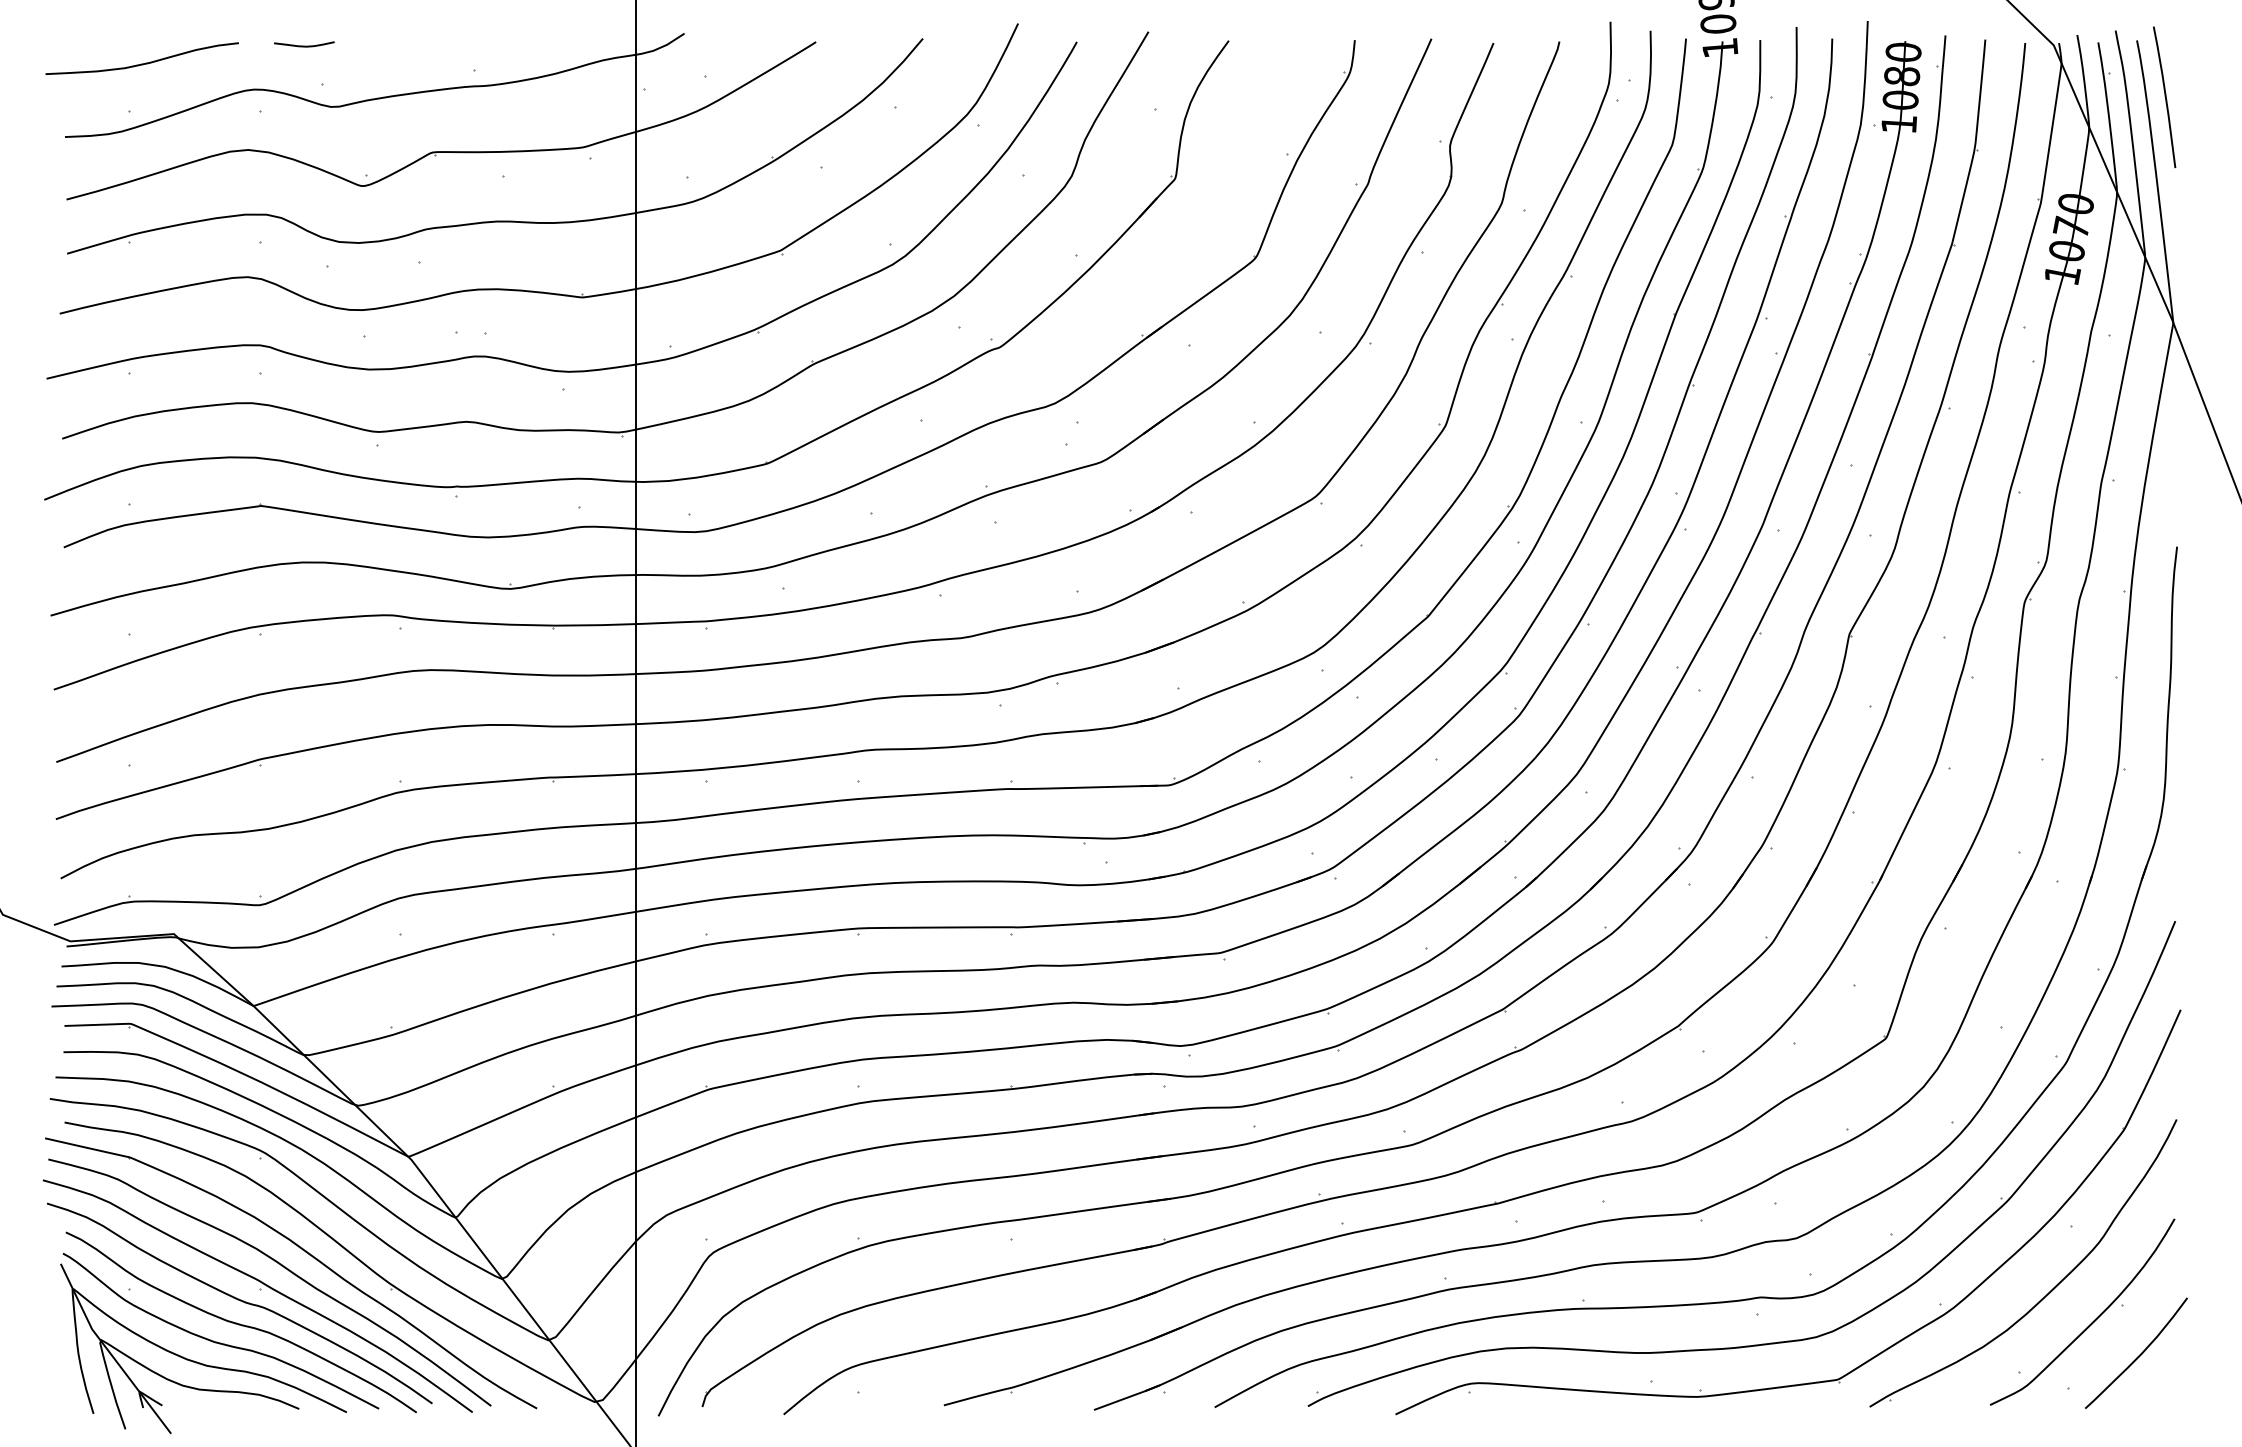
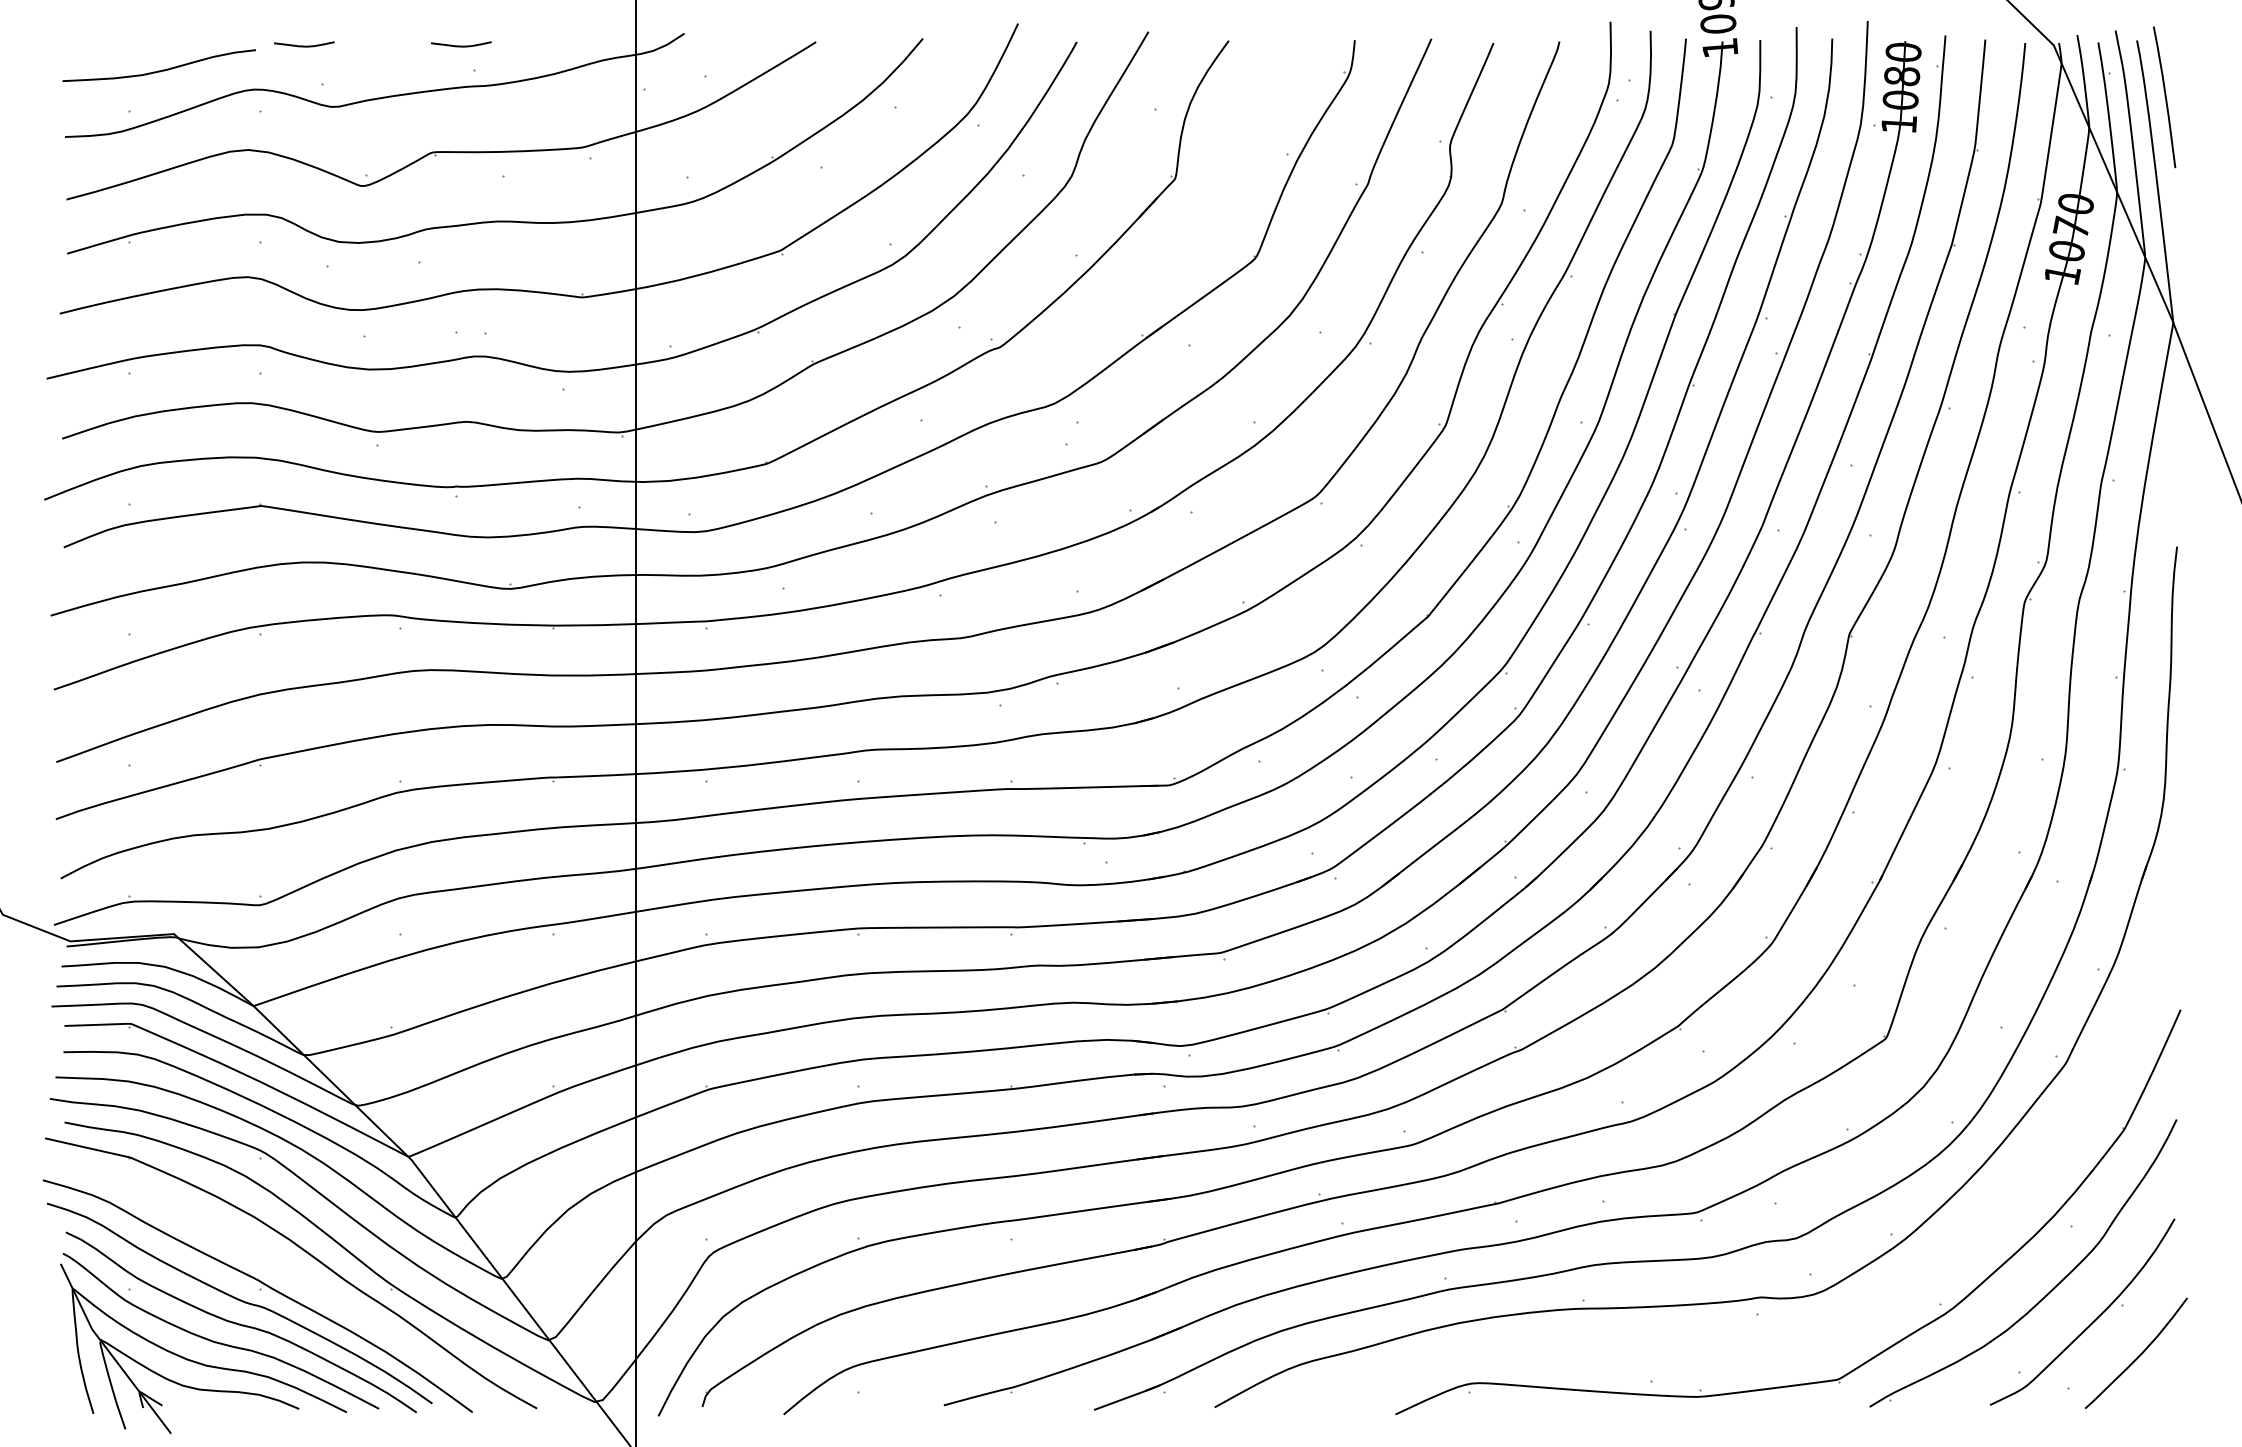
curve: none -> present (461, 45)
curve position: (141, 63) -> (158, 70) (158, 70)
curve: present -> none (281, 1266)
part: present -> none (1762, 1343)
